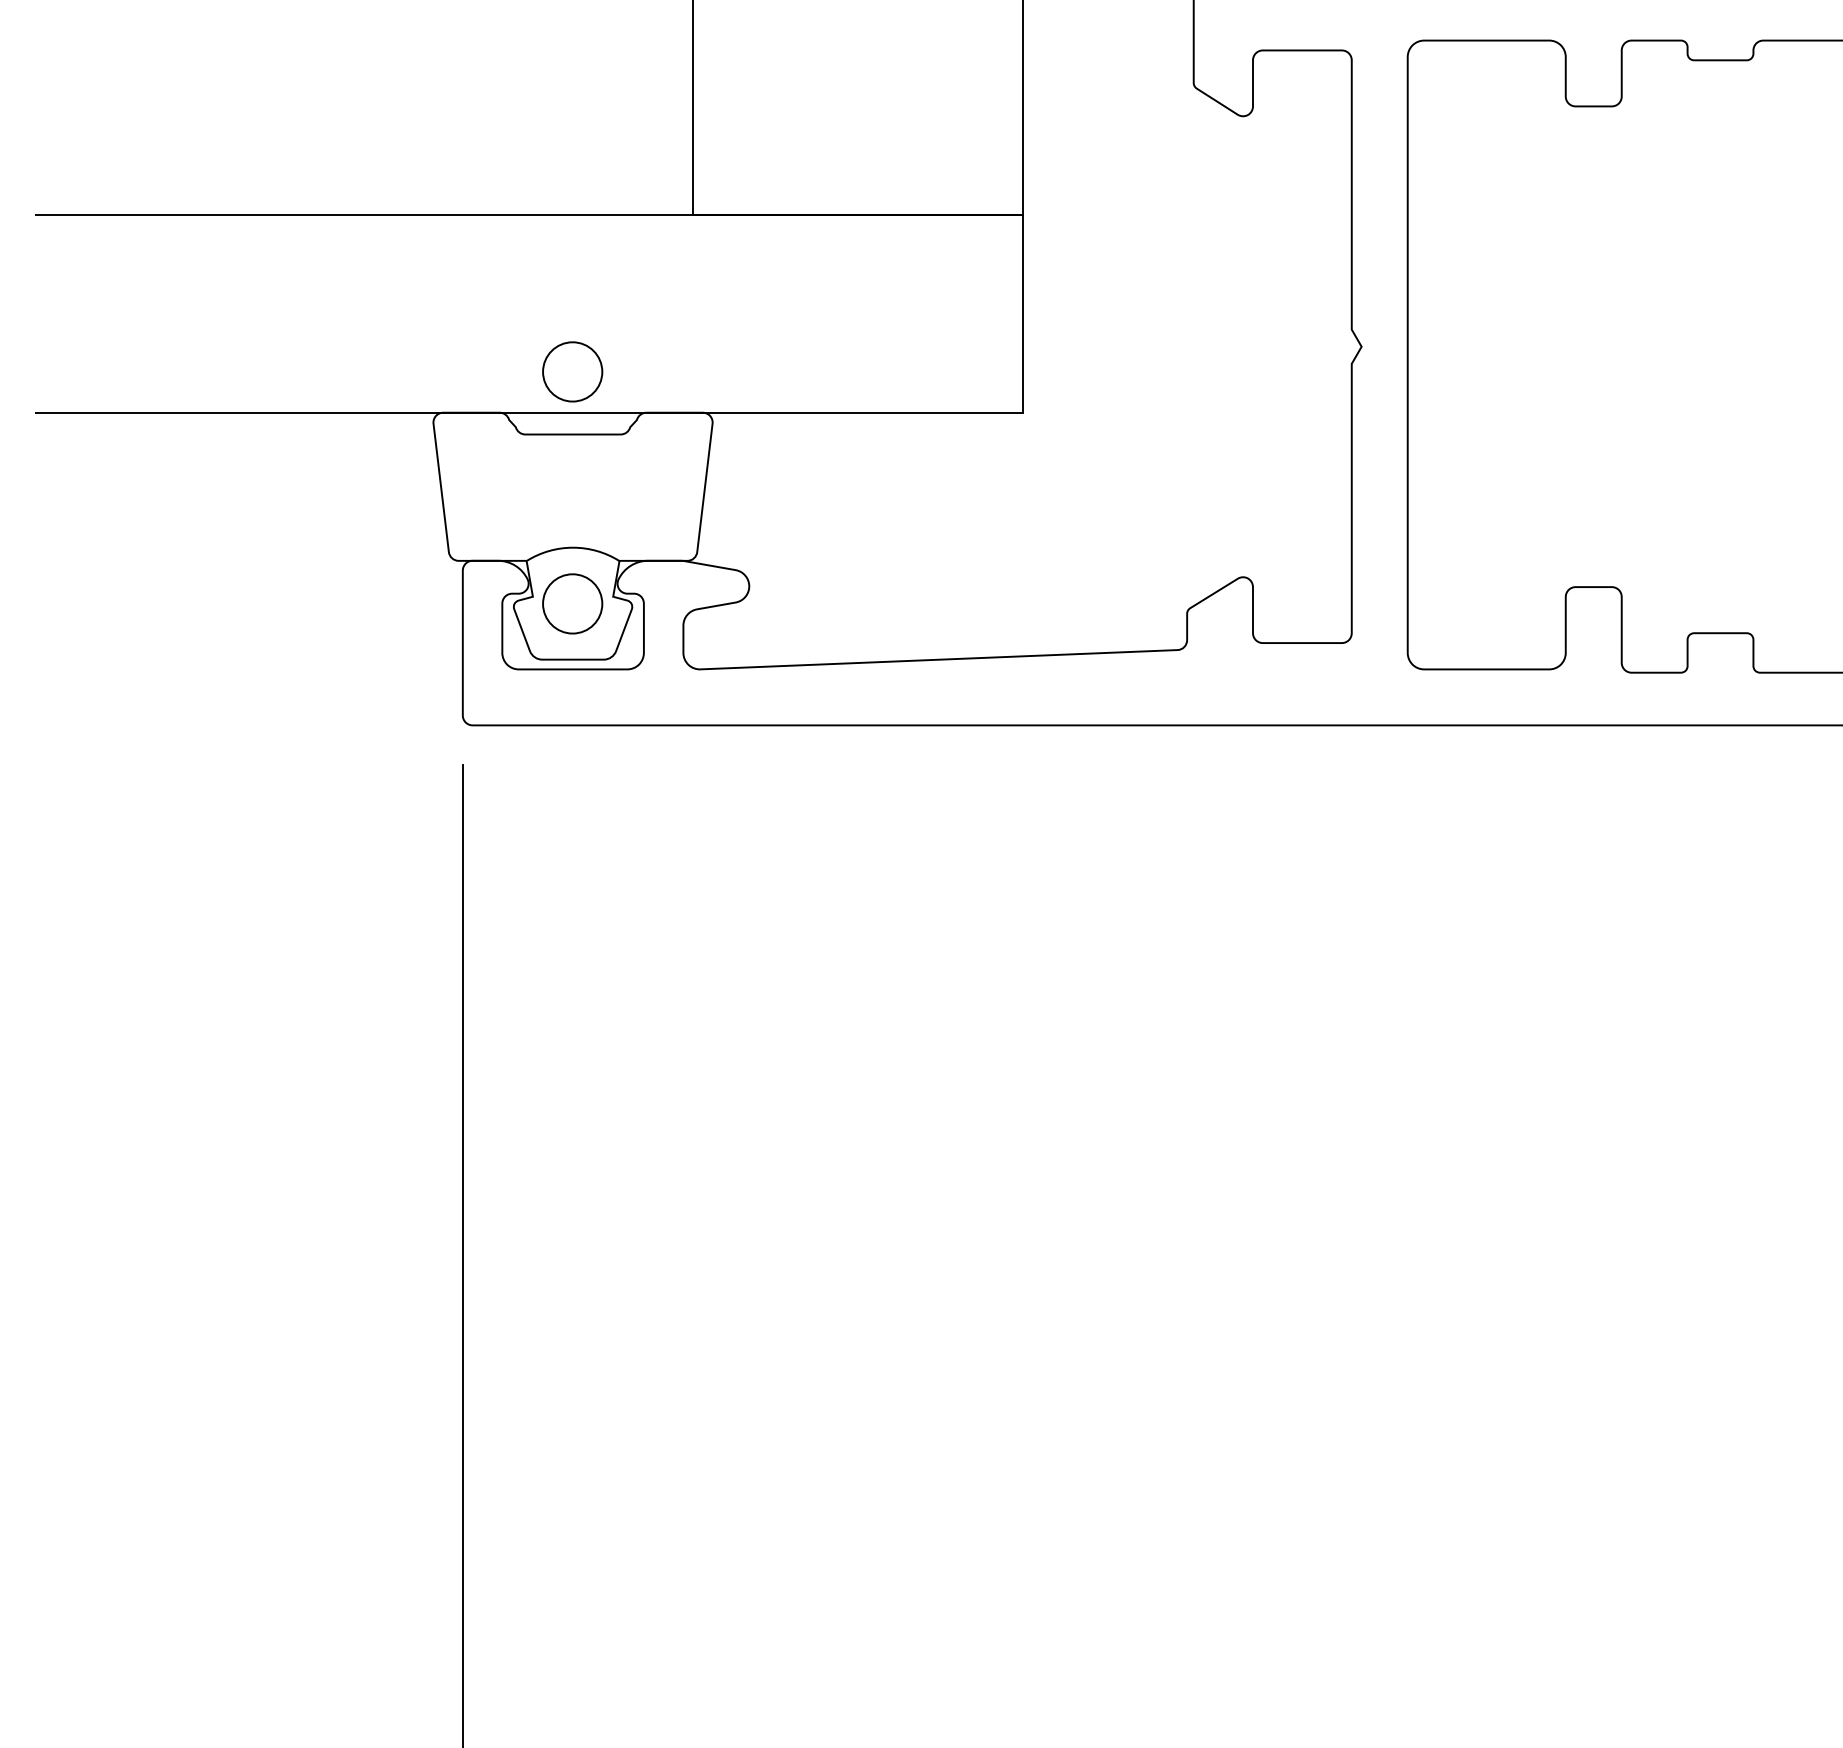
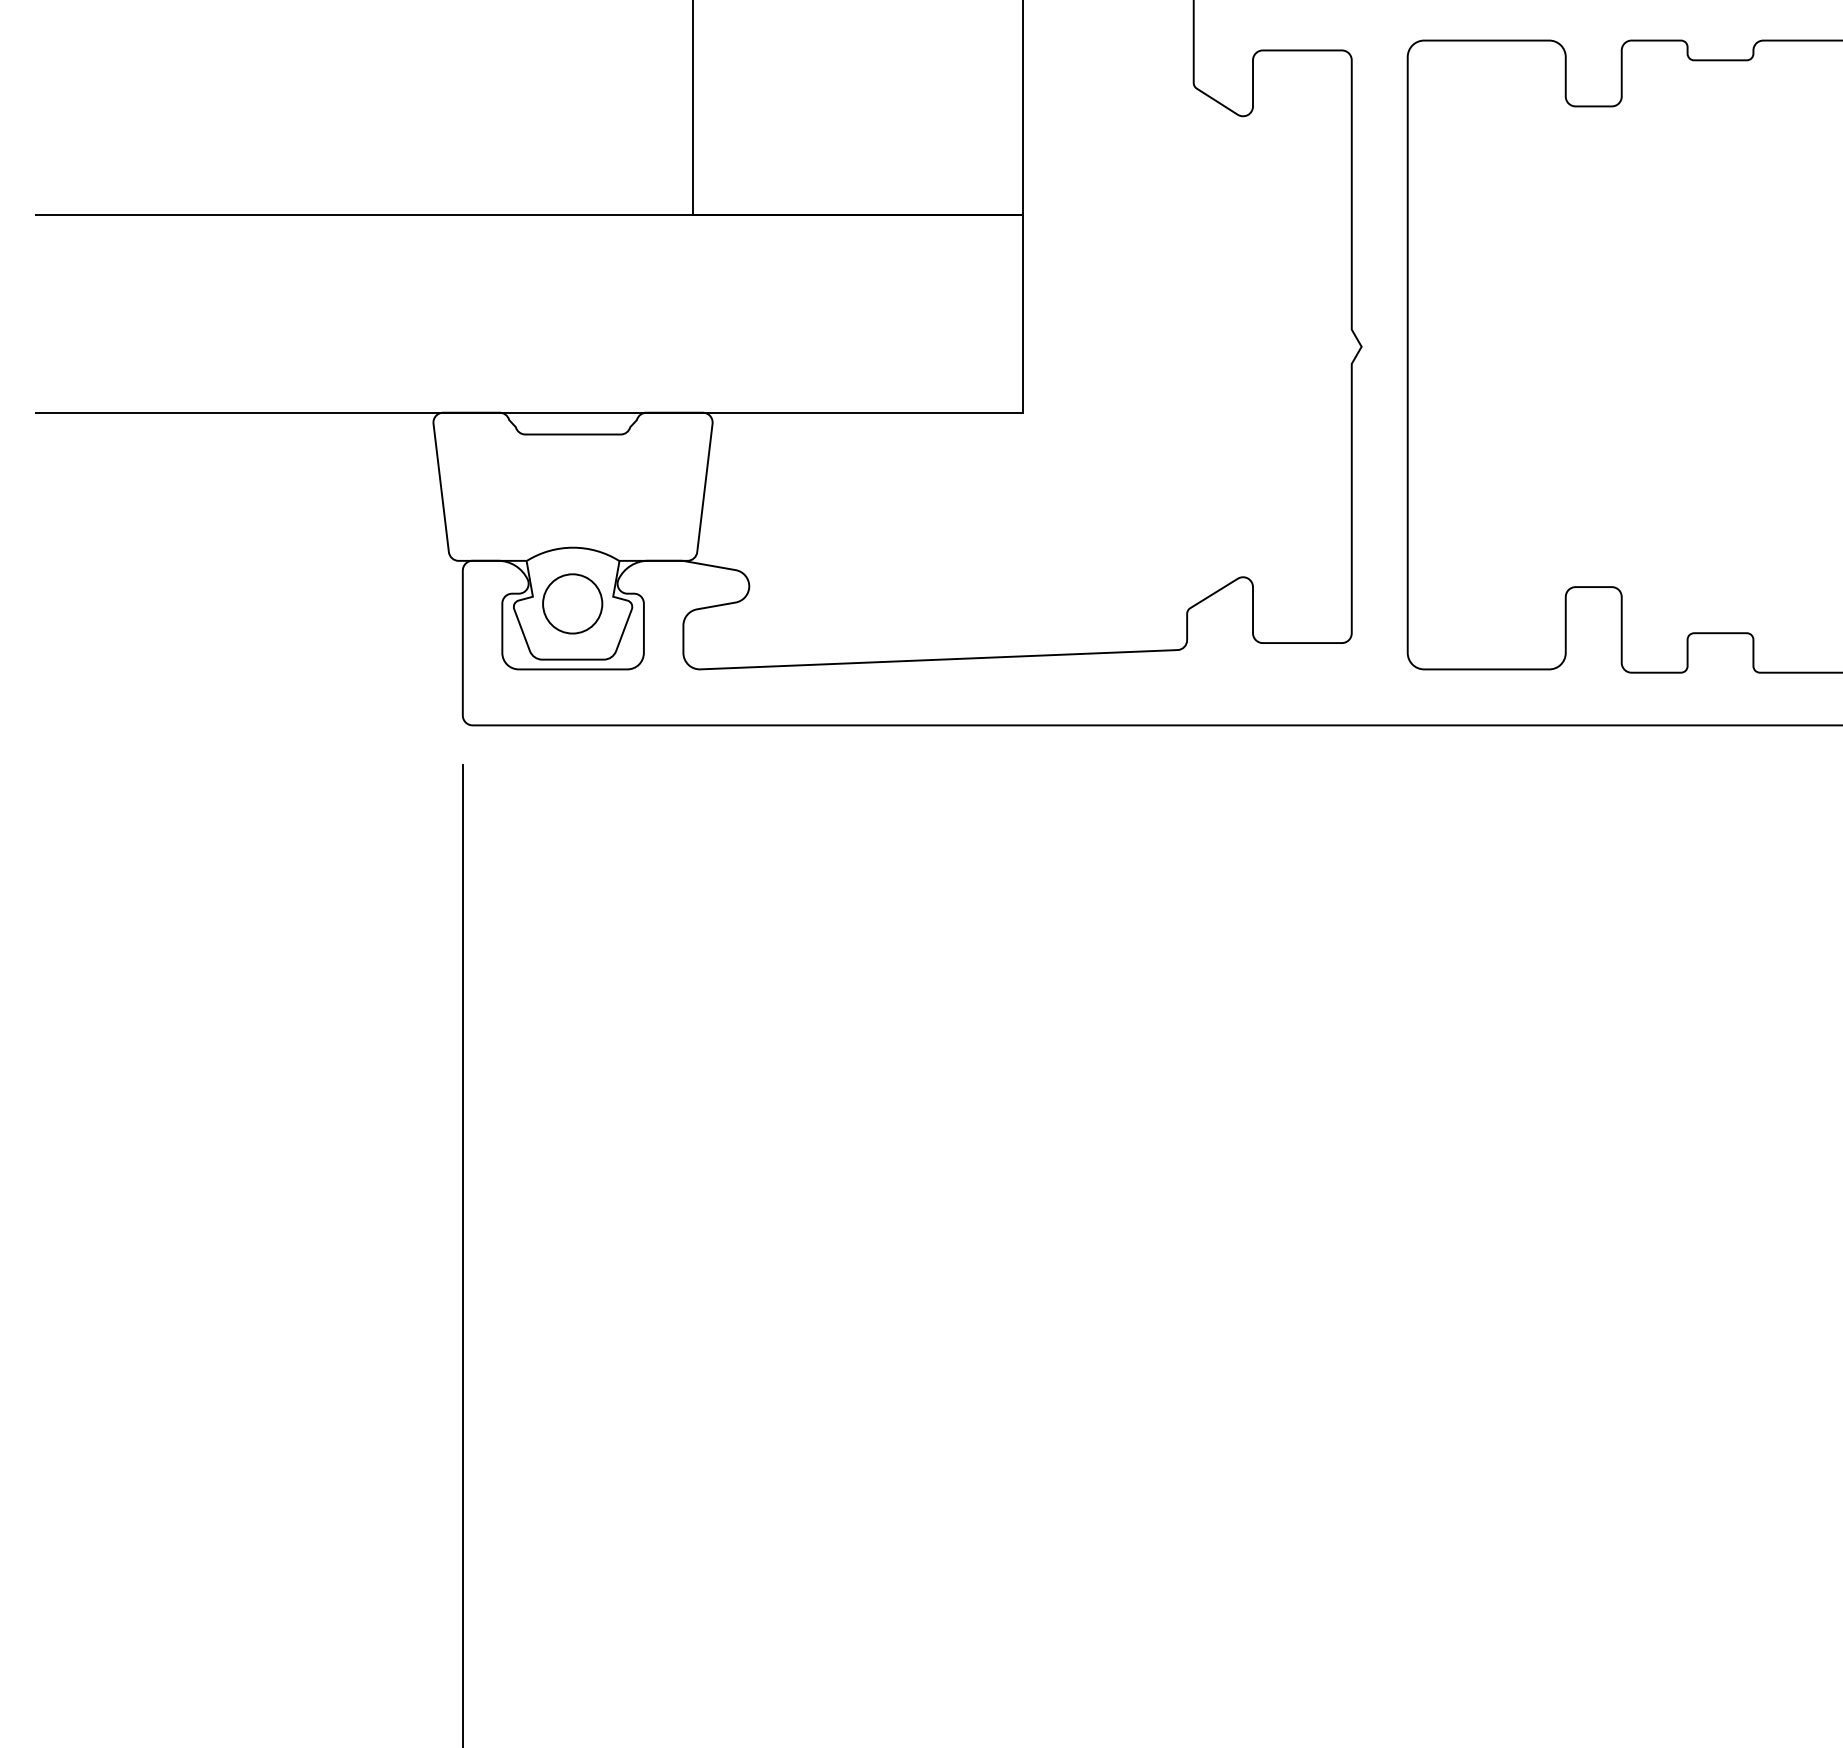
circle: present -> none (572, 371)
